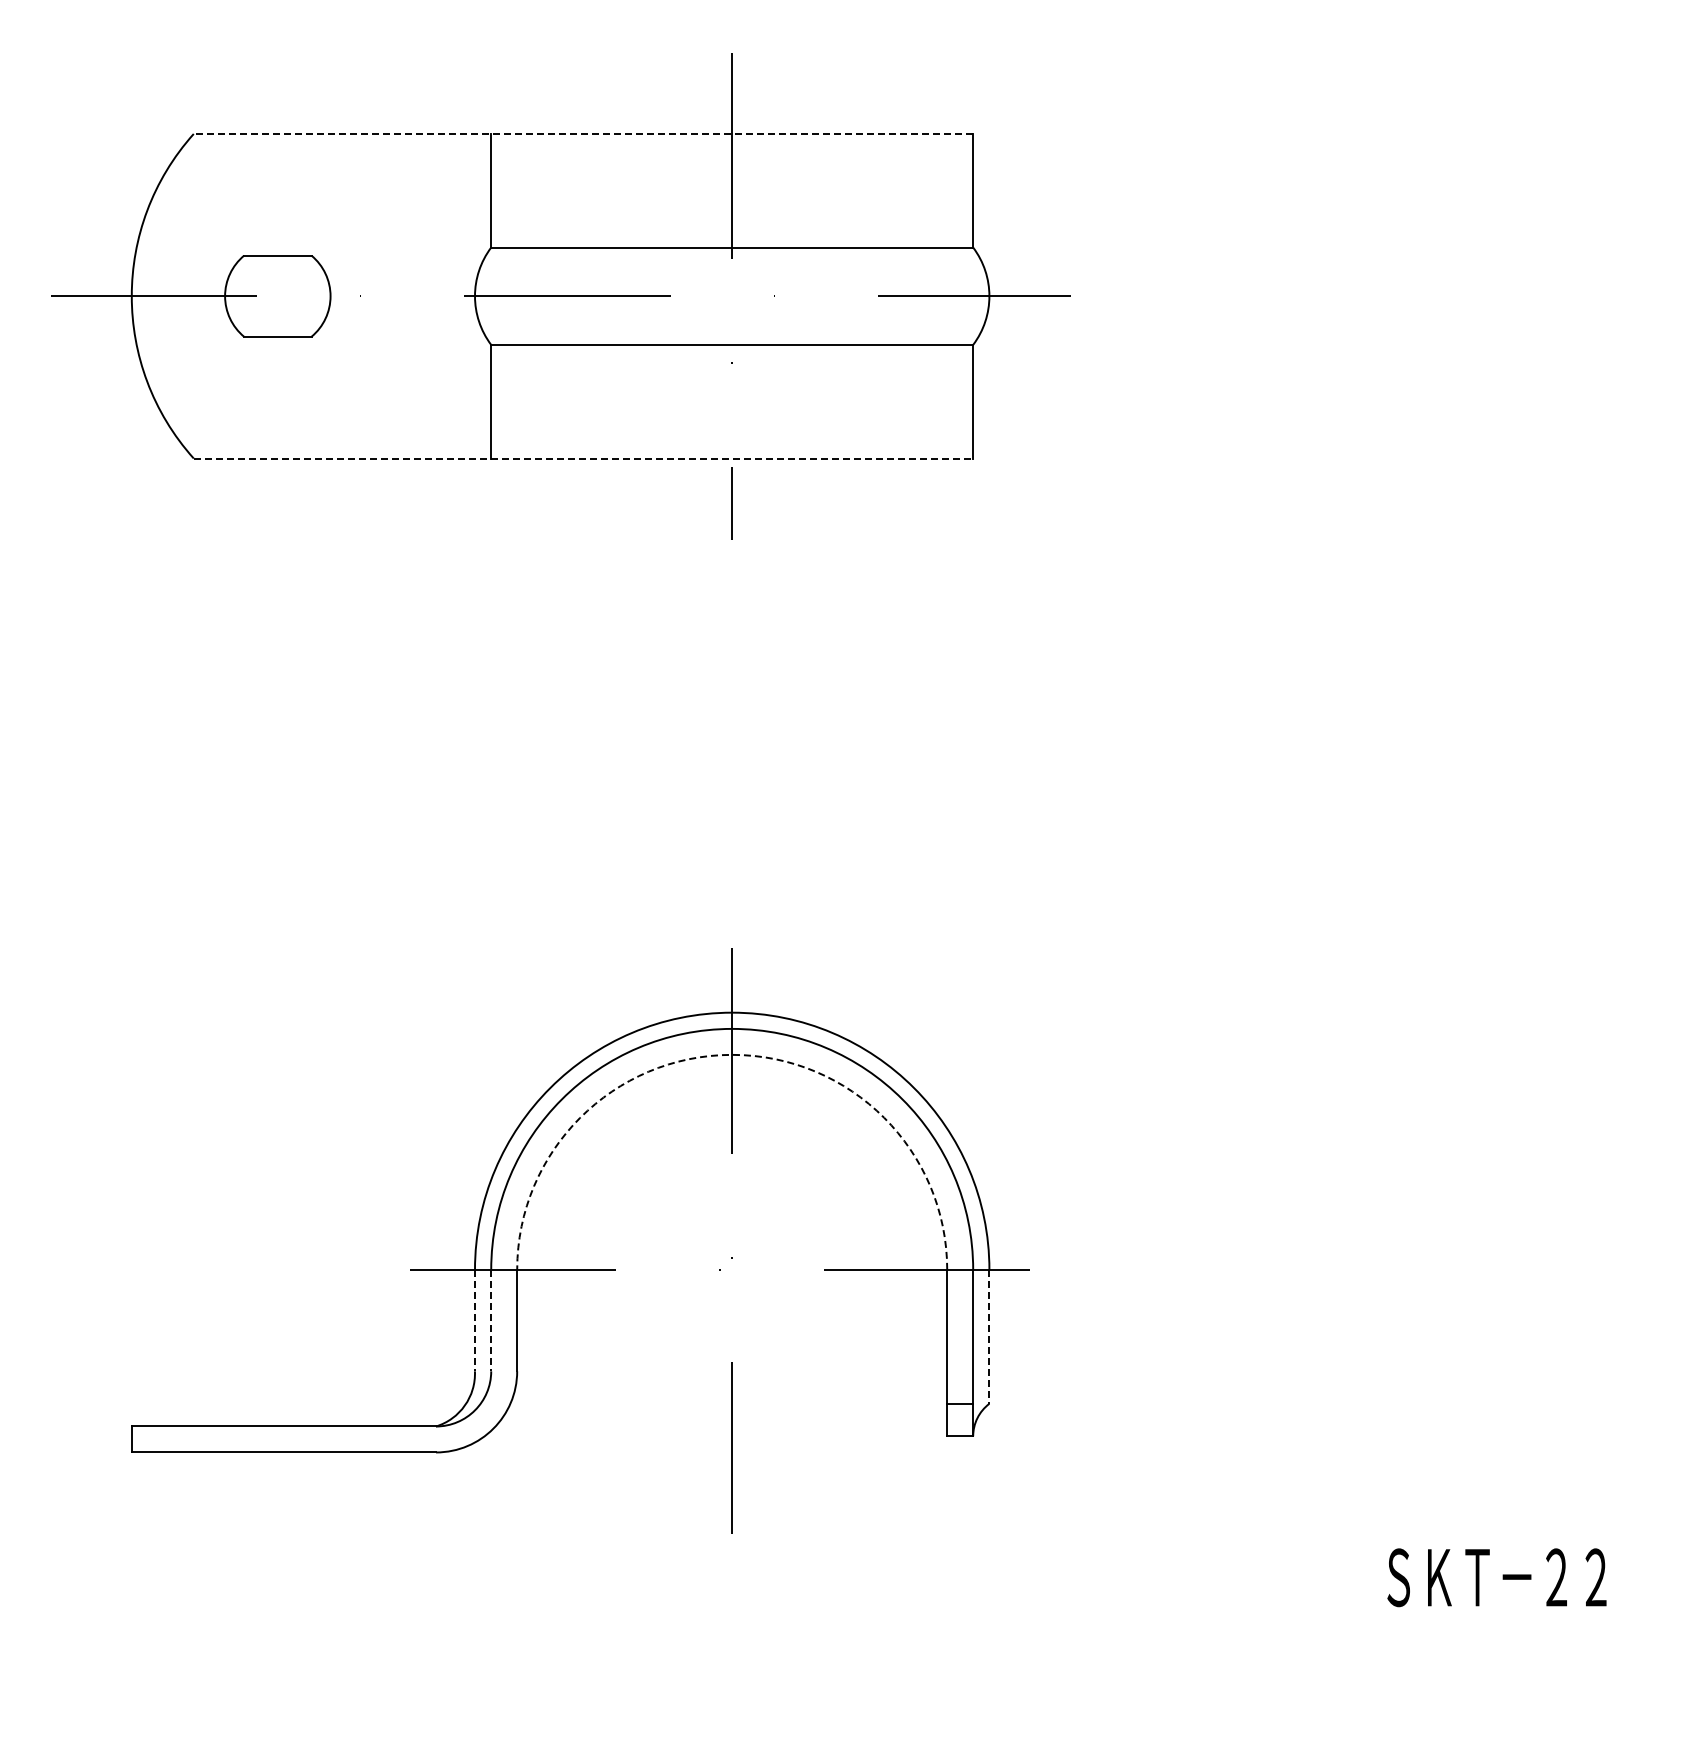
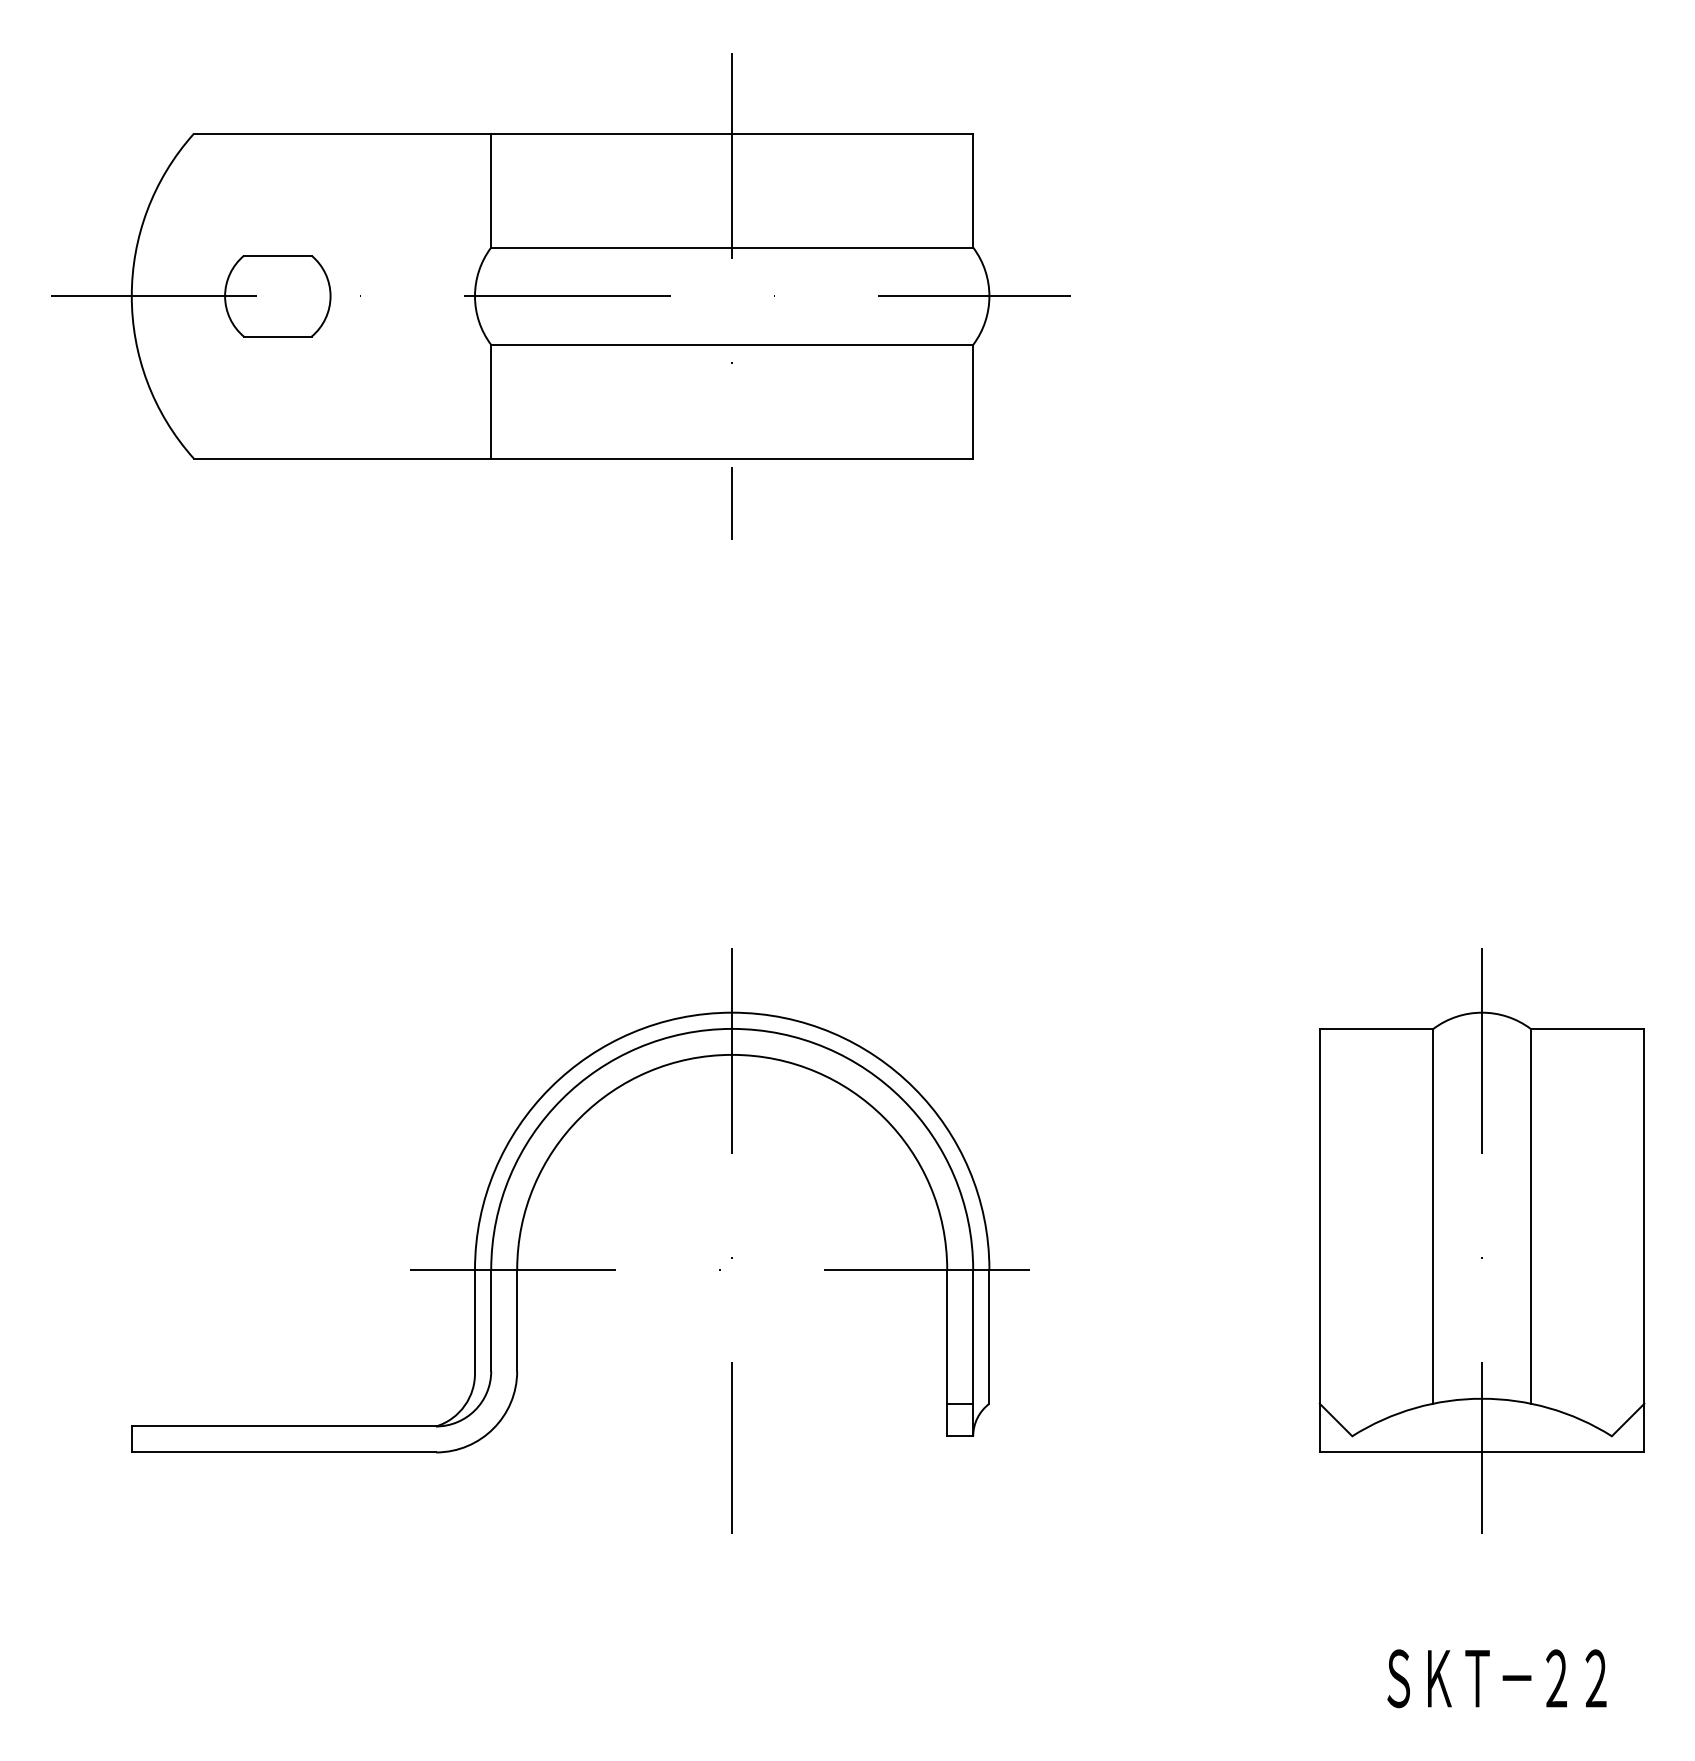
line: dashed -> solid (583, 133)
line: dashed -> solid (583, 458)
arc: dashed -> solid (732, 1054)
part: none -> present (1481, 1240)
line: dashed -> solid (475, 1320)
line: dashed -> solid (491, 1320)
line: dashed -> solid (989, 1336)
text position: (1496, 1577) -> (1496, 1678) (1496, 1678)
